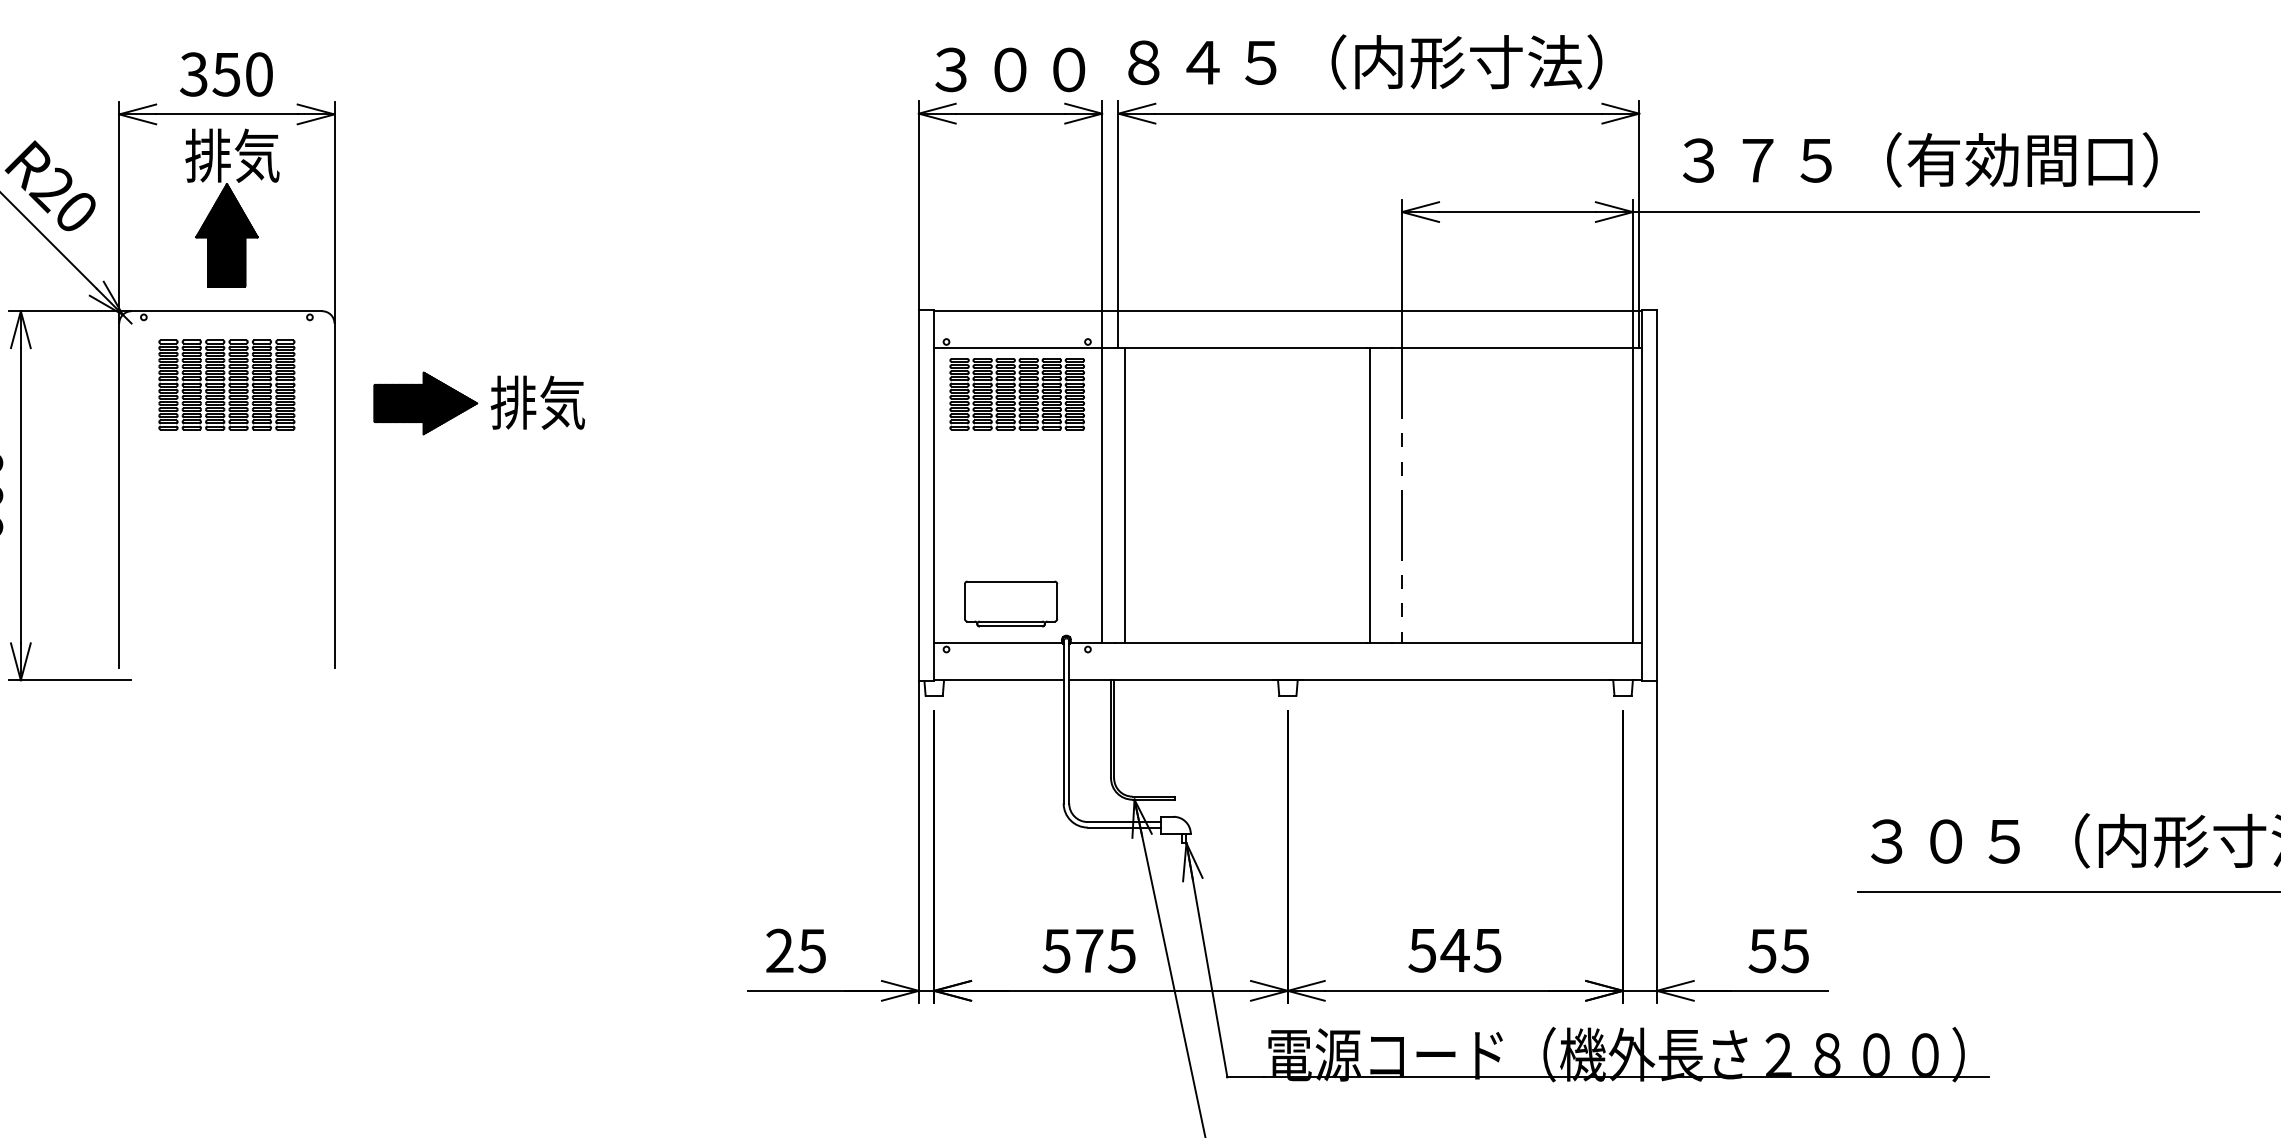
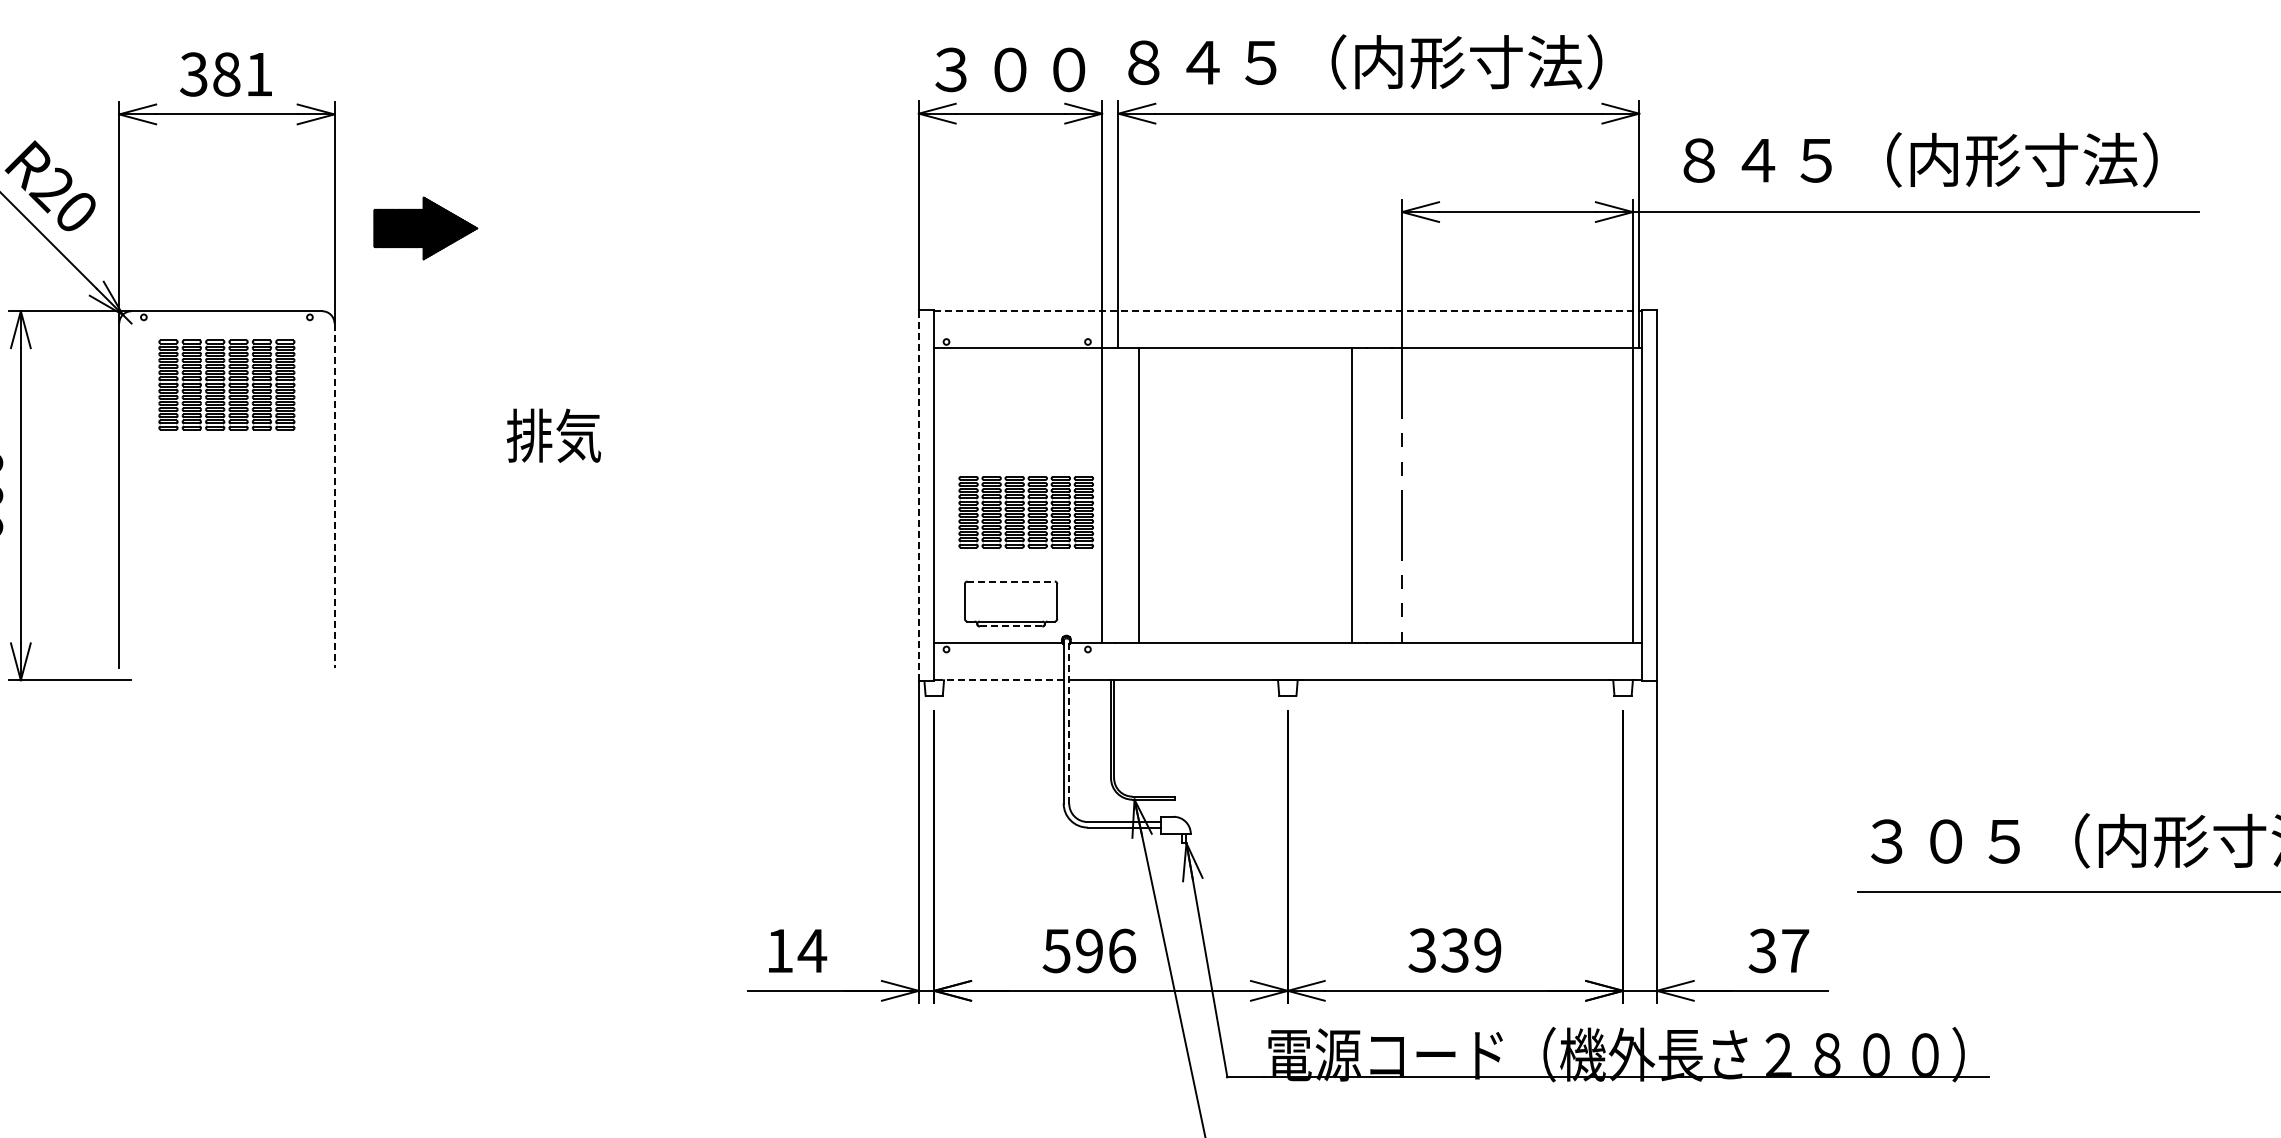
text: 350 -> 381 (242, 74)
text: ３７５（有効間口） -> ８４５（内形寸法） (1910, 159)
part: present -> none (232, 207)
line: solid -> dashed (1288, 311)
part position: (1016, 394) -> (1025, 512) (1025, 512)
text position: (537, 402) -> (553, 435) (553, 435)
part position: (425, 403) -> (425, 228) (425, 228)
line: solid -> dashed (918, 495)
line position: (1125, 495) -> (1139, 495) (1139, 495)
line position: (1369, 495) -> (1351, 495) (1351, 495)
line: solid -> dashed (334, 496)
line: solid -> dashed (1011, 581)
line: solid -> dashed (1010, 626)
line: solid -> dashed (998, 680)
line: solid -> dashed (1069, 721)
text: 25 -> 14 (796, 950)
text: 575 -> 596 (1106, 950)
text: 545 -> 339 (1454, 950)
text: 55 -> 37 (1778, 950)
